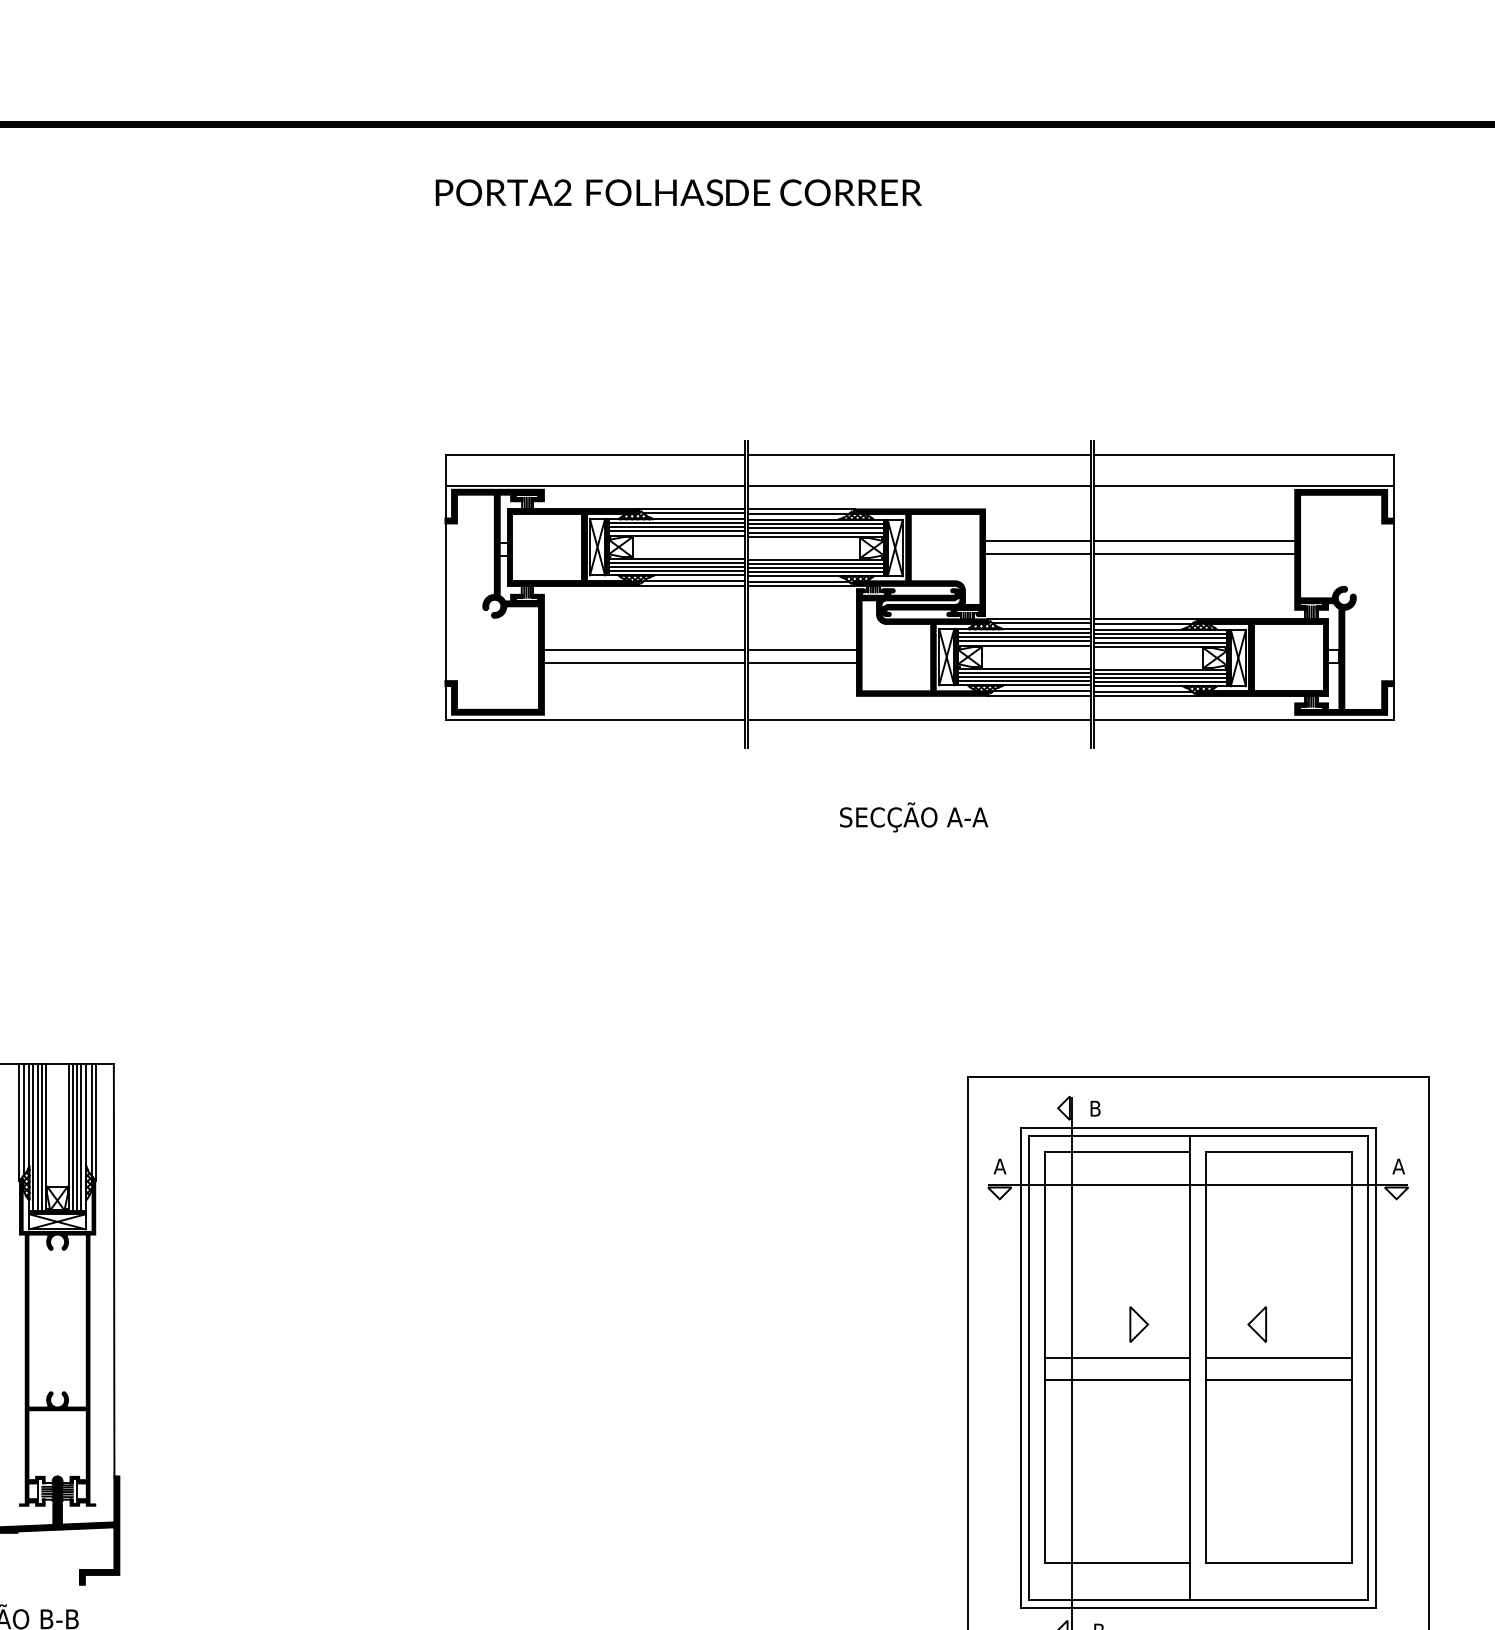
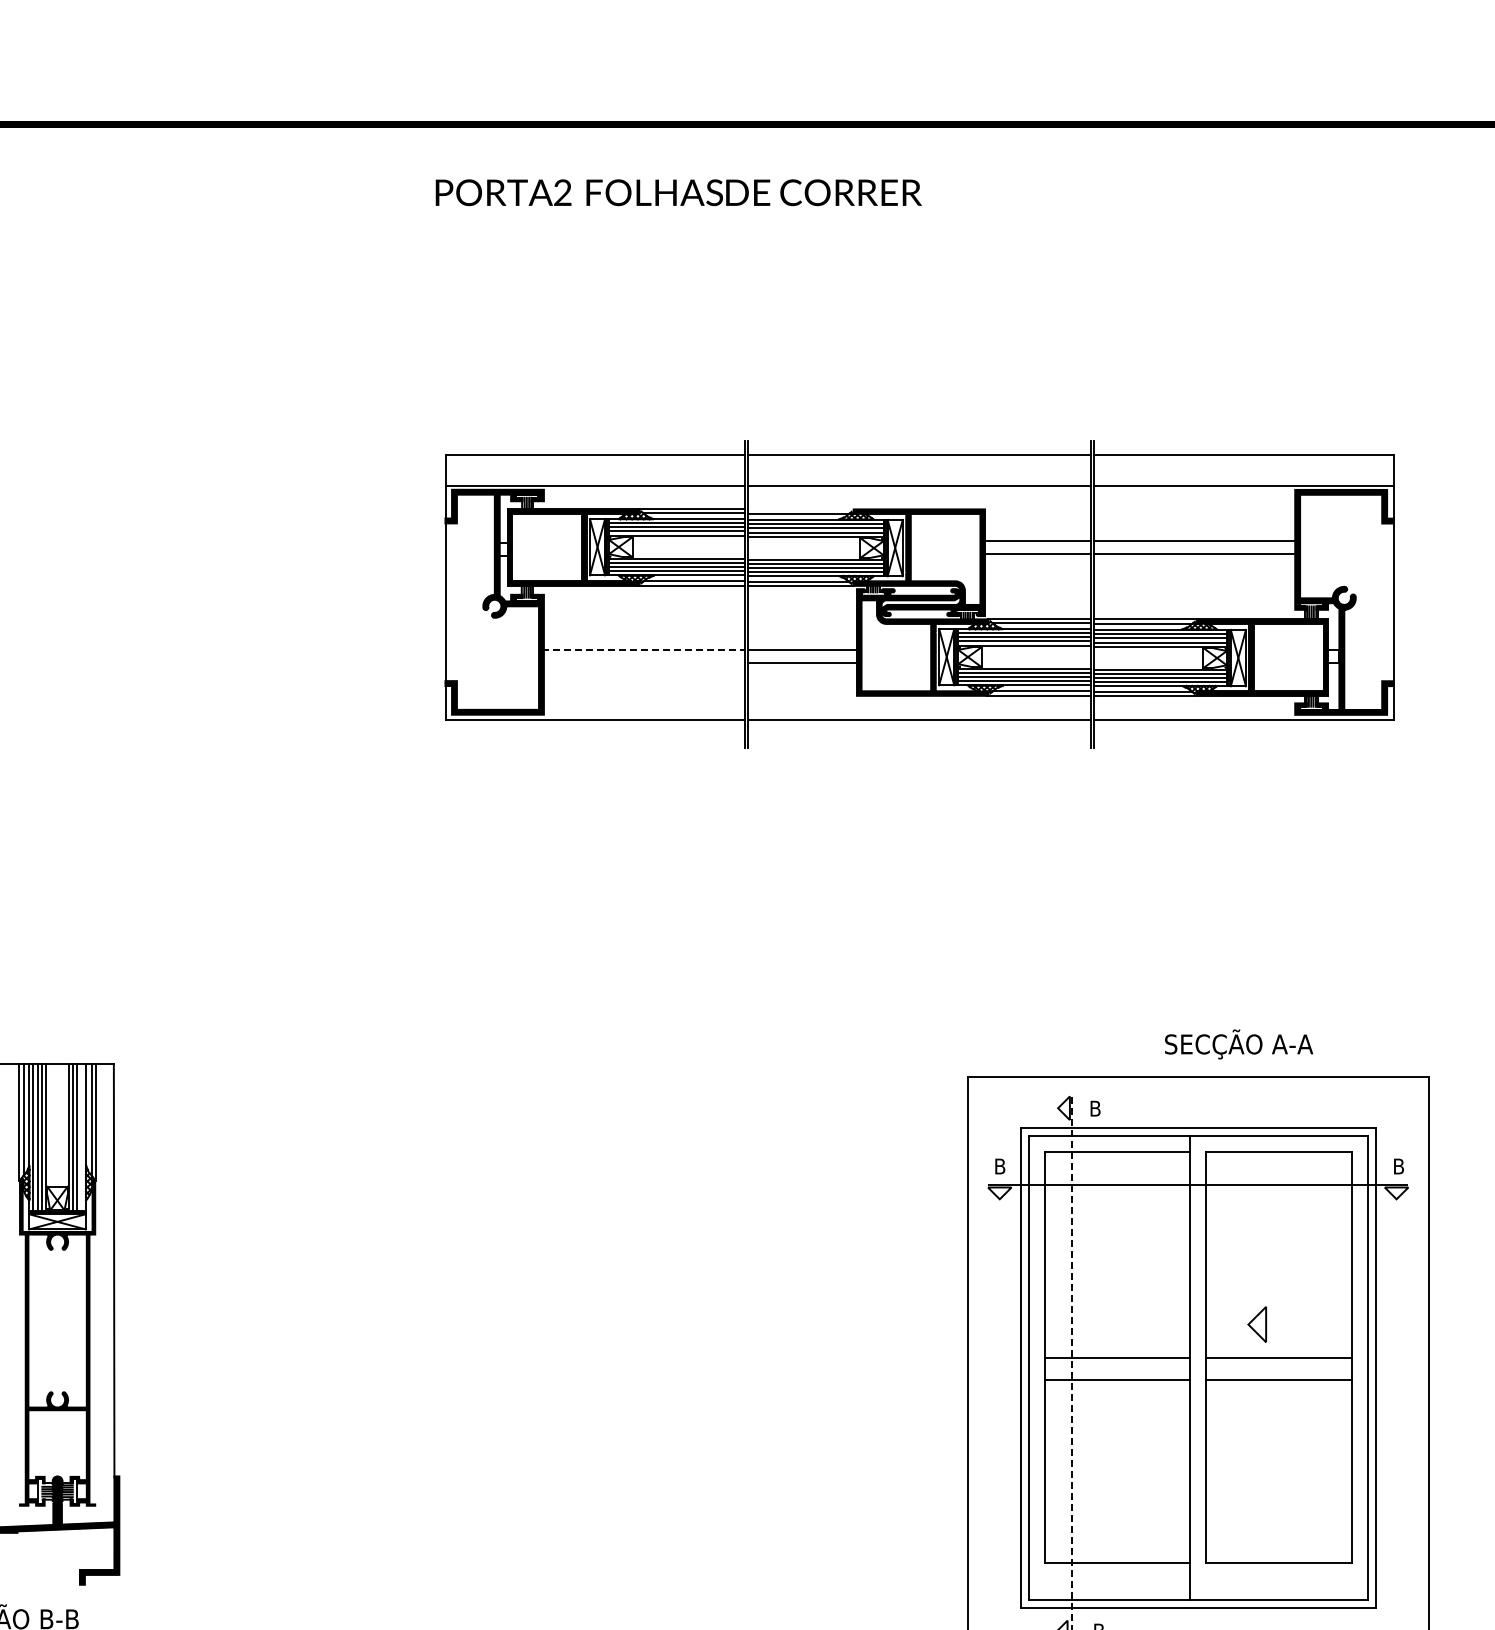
line: present -> none (801, 509)
line: solid -> dashed (643, 649)
line: present -> none (645, 663)
text position: (914, 817) -> (1239, 1044) (1239, 1044)
line: present -> none (81, 1137)
text: A -> B (999, 1166)
text: A -> B (1398, 1166)
part: present -> none (1139, 1324)
line: solid -> dashed (1072, 1362)
